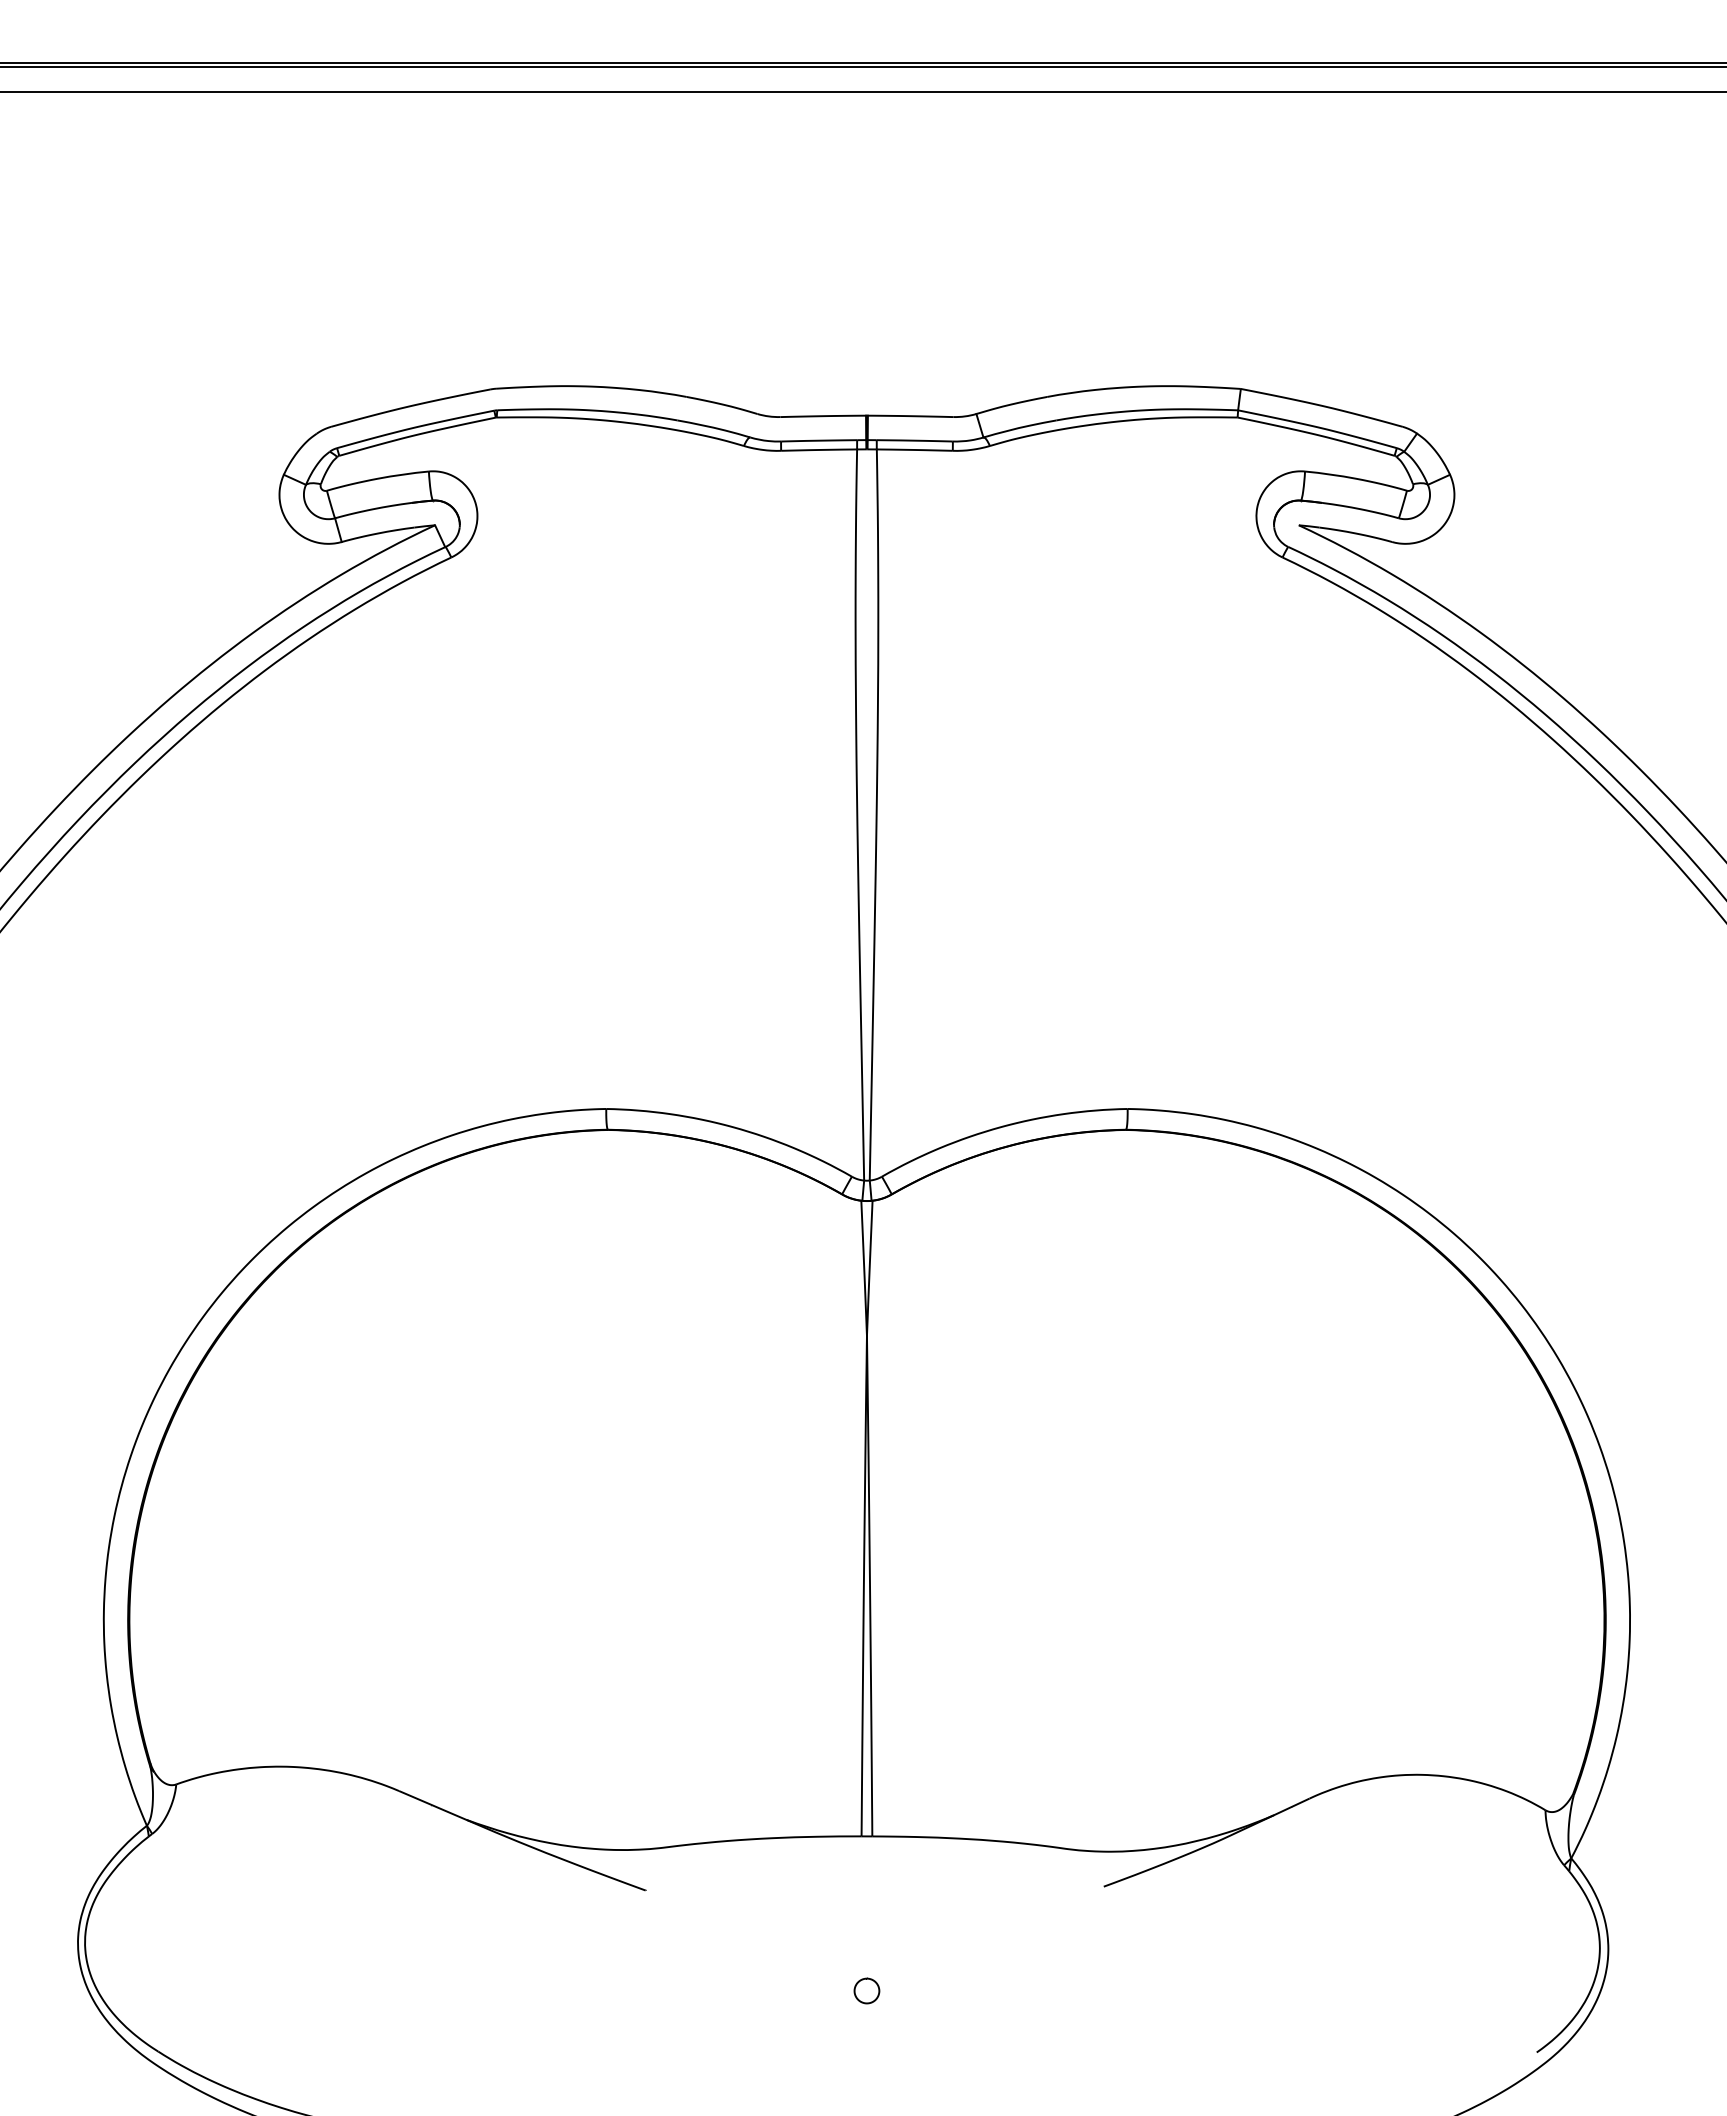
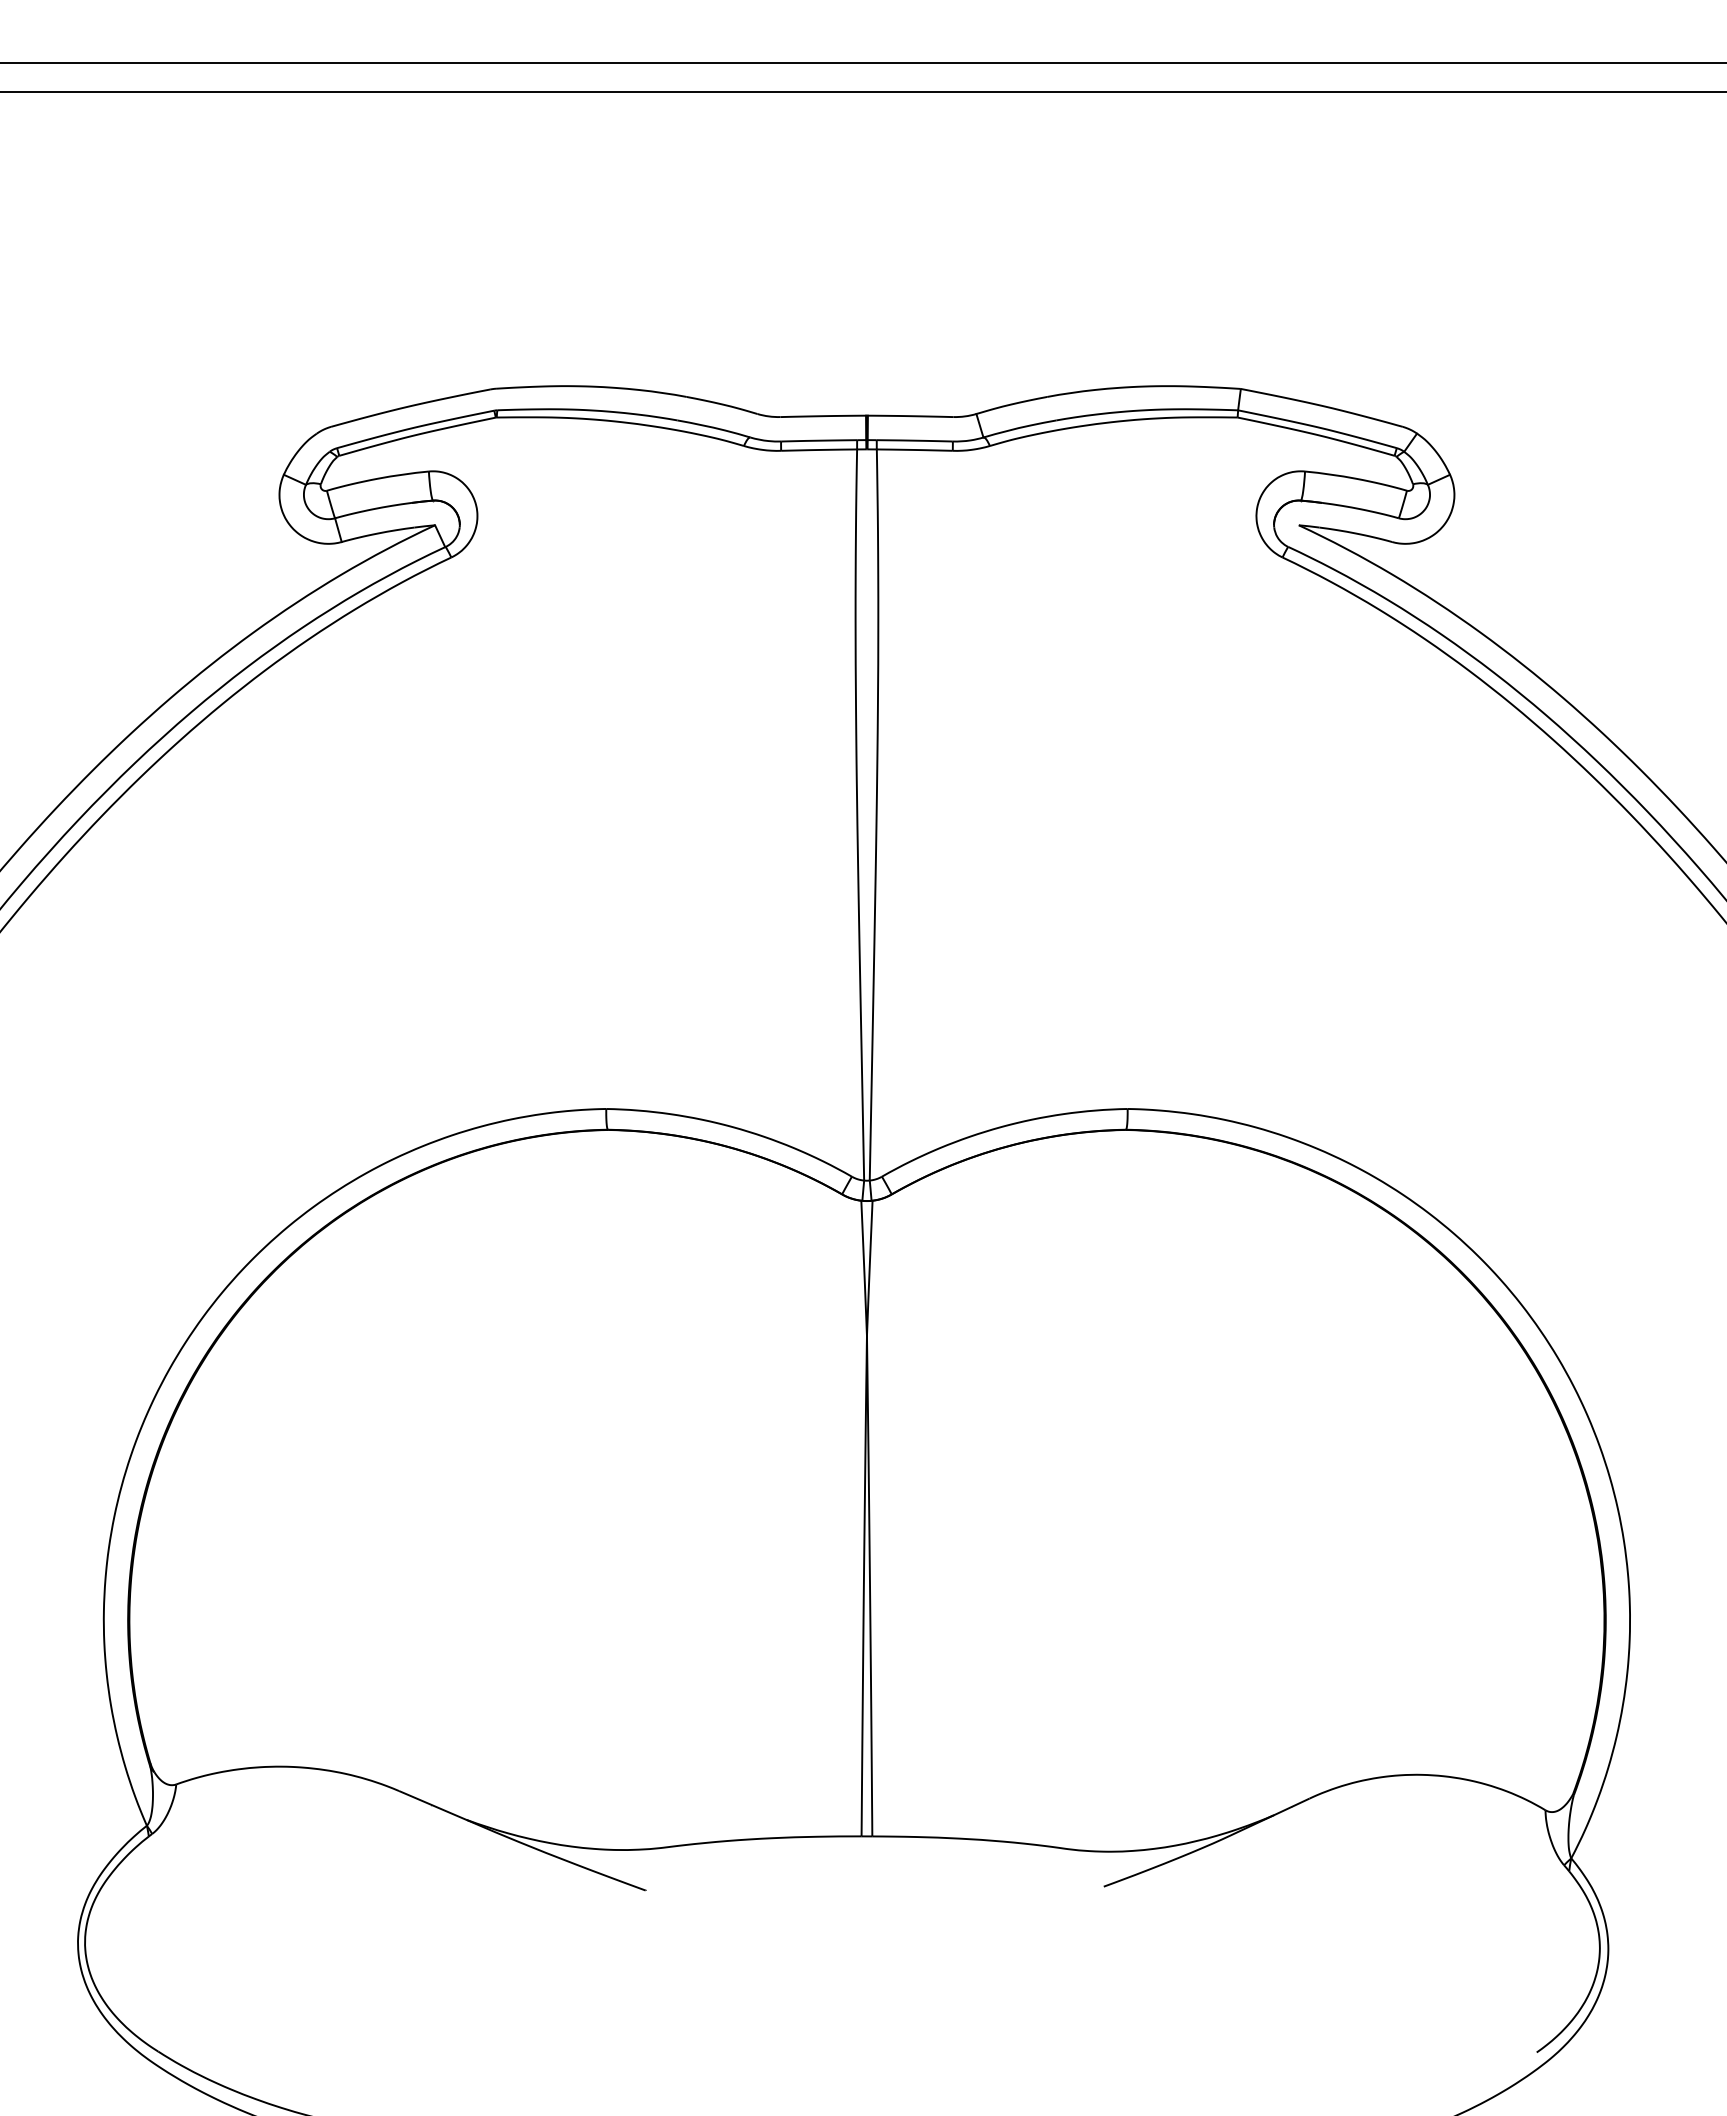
line: present -> none (862, 66)
part: present -> none (866, 1990)
